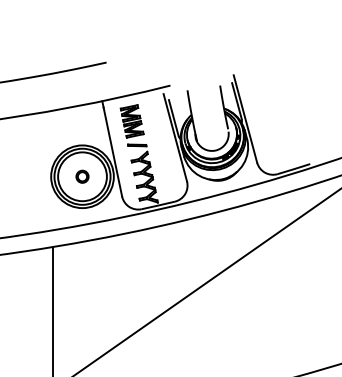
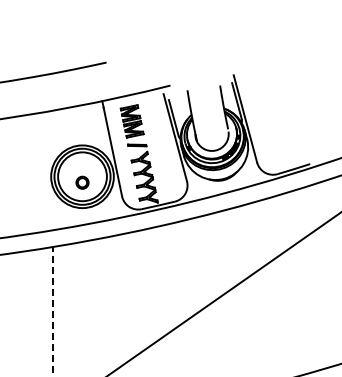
part position: (82, 176) -> (82, 182) (82, 182)
line position: (207, 281) -> (224, 293) (224, 293)
line: solid -> dashed (53, 311)
